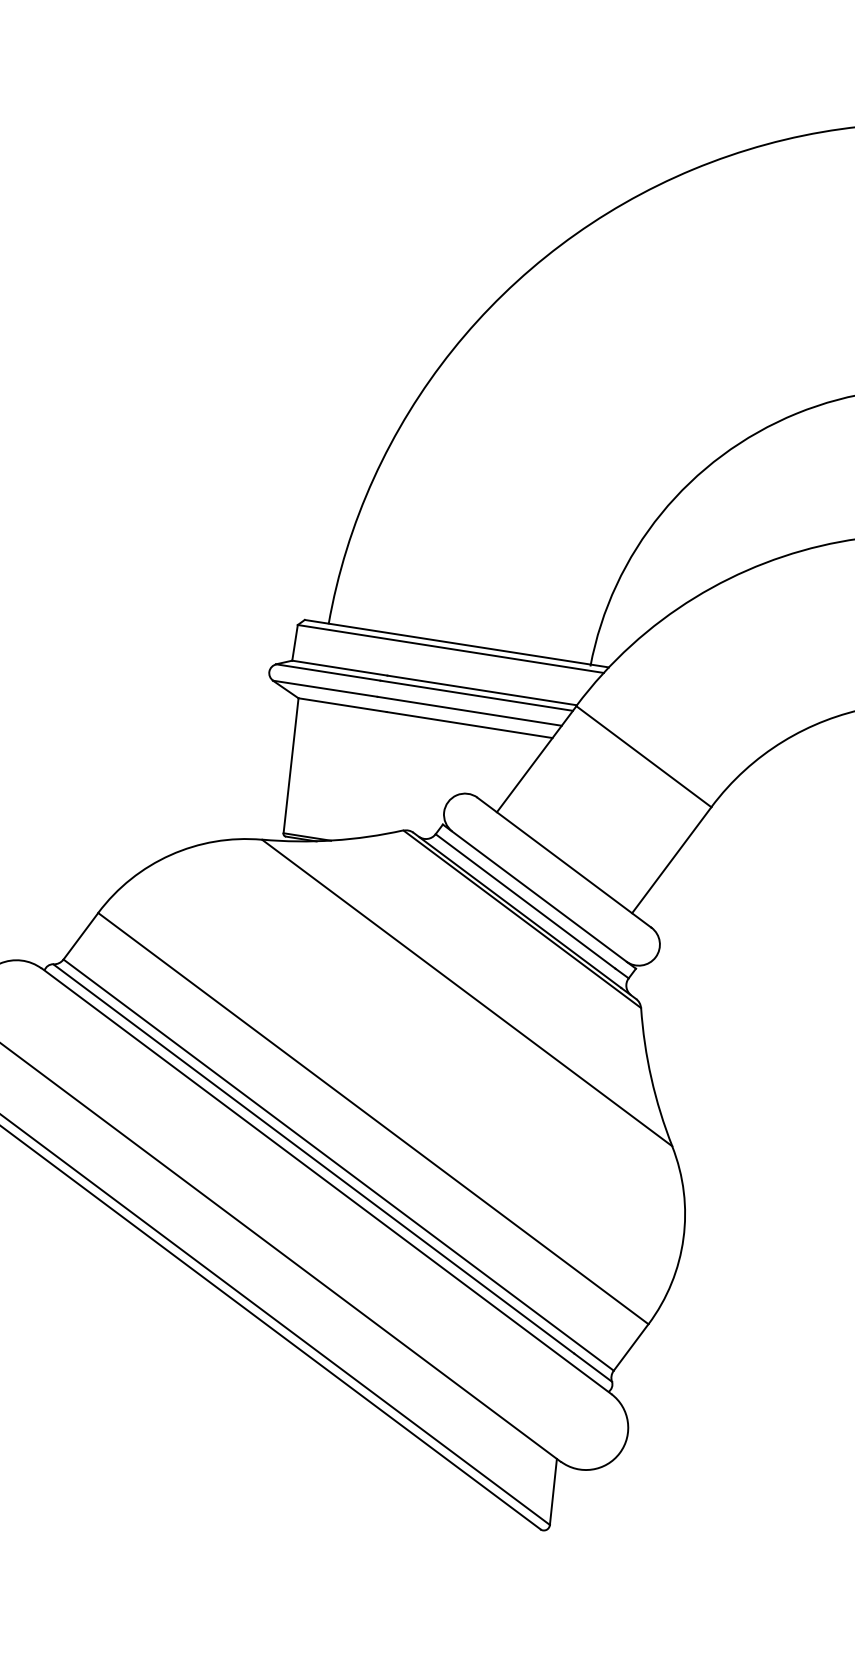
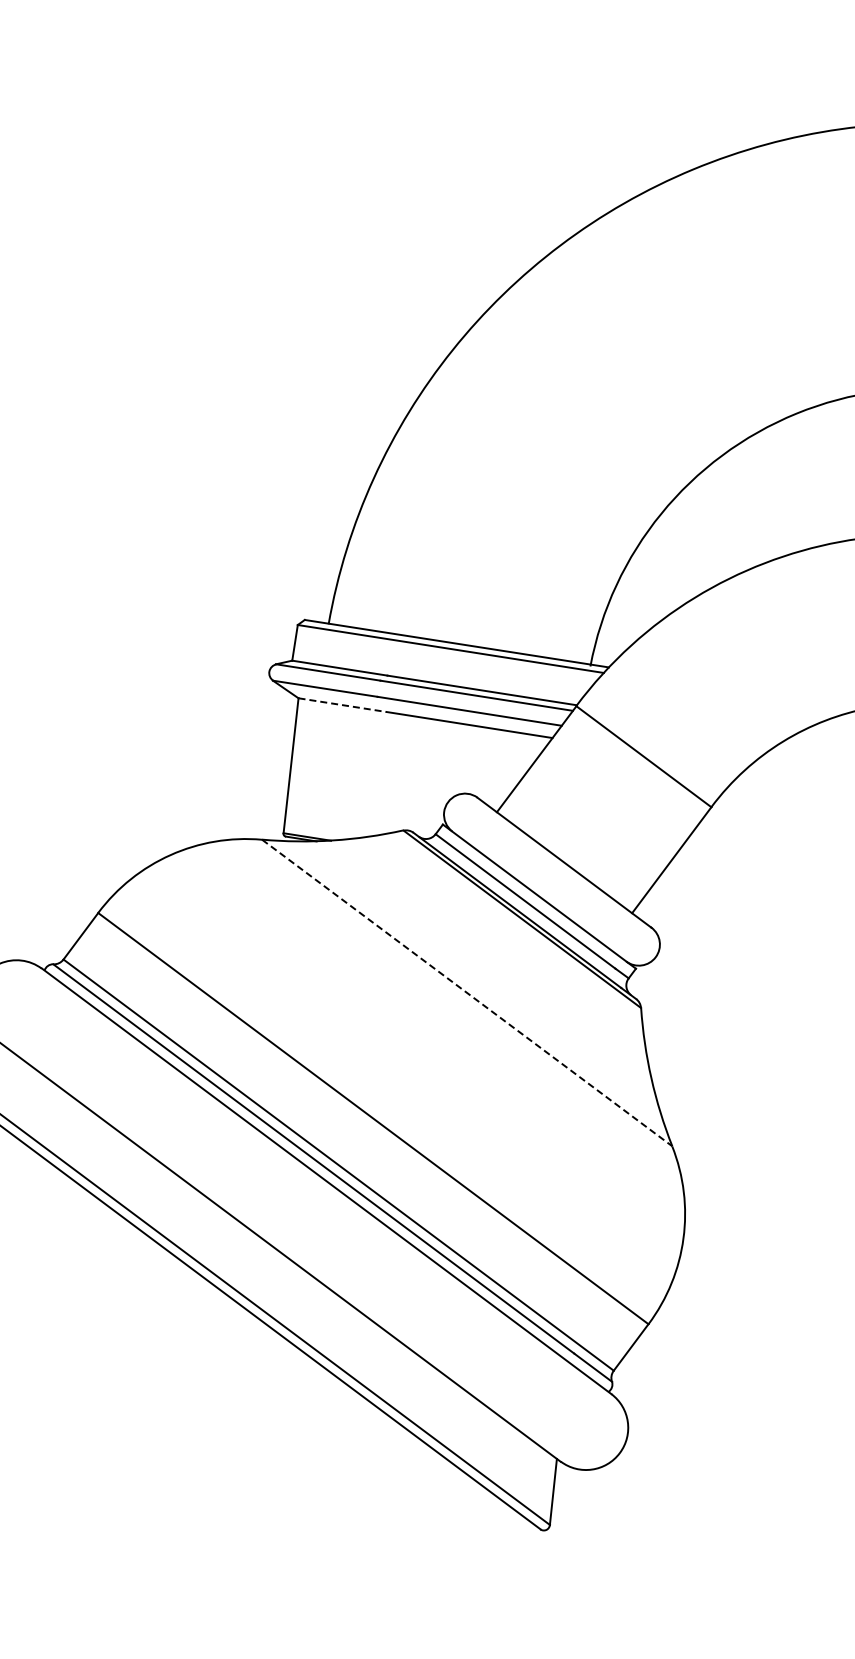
line: solid -> dashed (342, 705)
line: solid -> dashed (467, 993)
